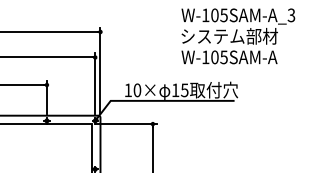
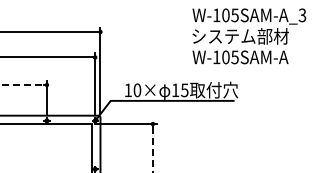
text position: (238, 36) -> (249, 36) (249, 36)
line: solid -> dashed (22, 85)
line: solid -> dashed (152, 149)
